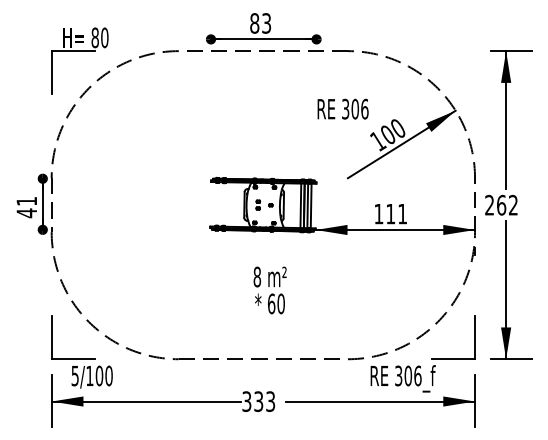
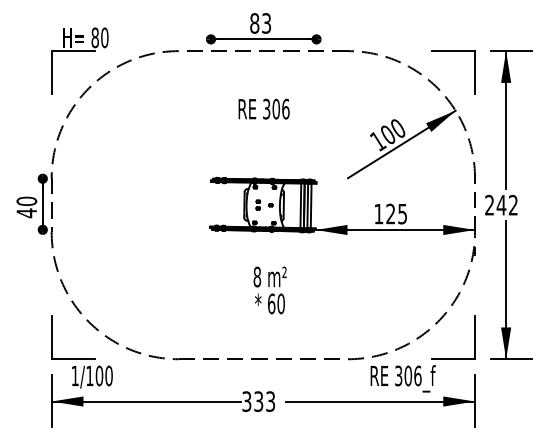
part: none -> present (453, 51)
text position: (342, 108) -> (263, 108) (263, 108)
text: 41 -> 40 (26, 200)
text: 262 -> 242 (501, 204)
text: 111 -> 125 (396, 213)
text: 5/100 -> 1/100 (74, 376)
